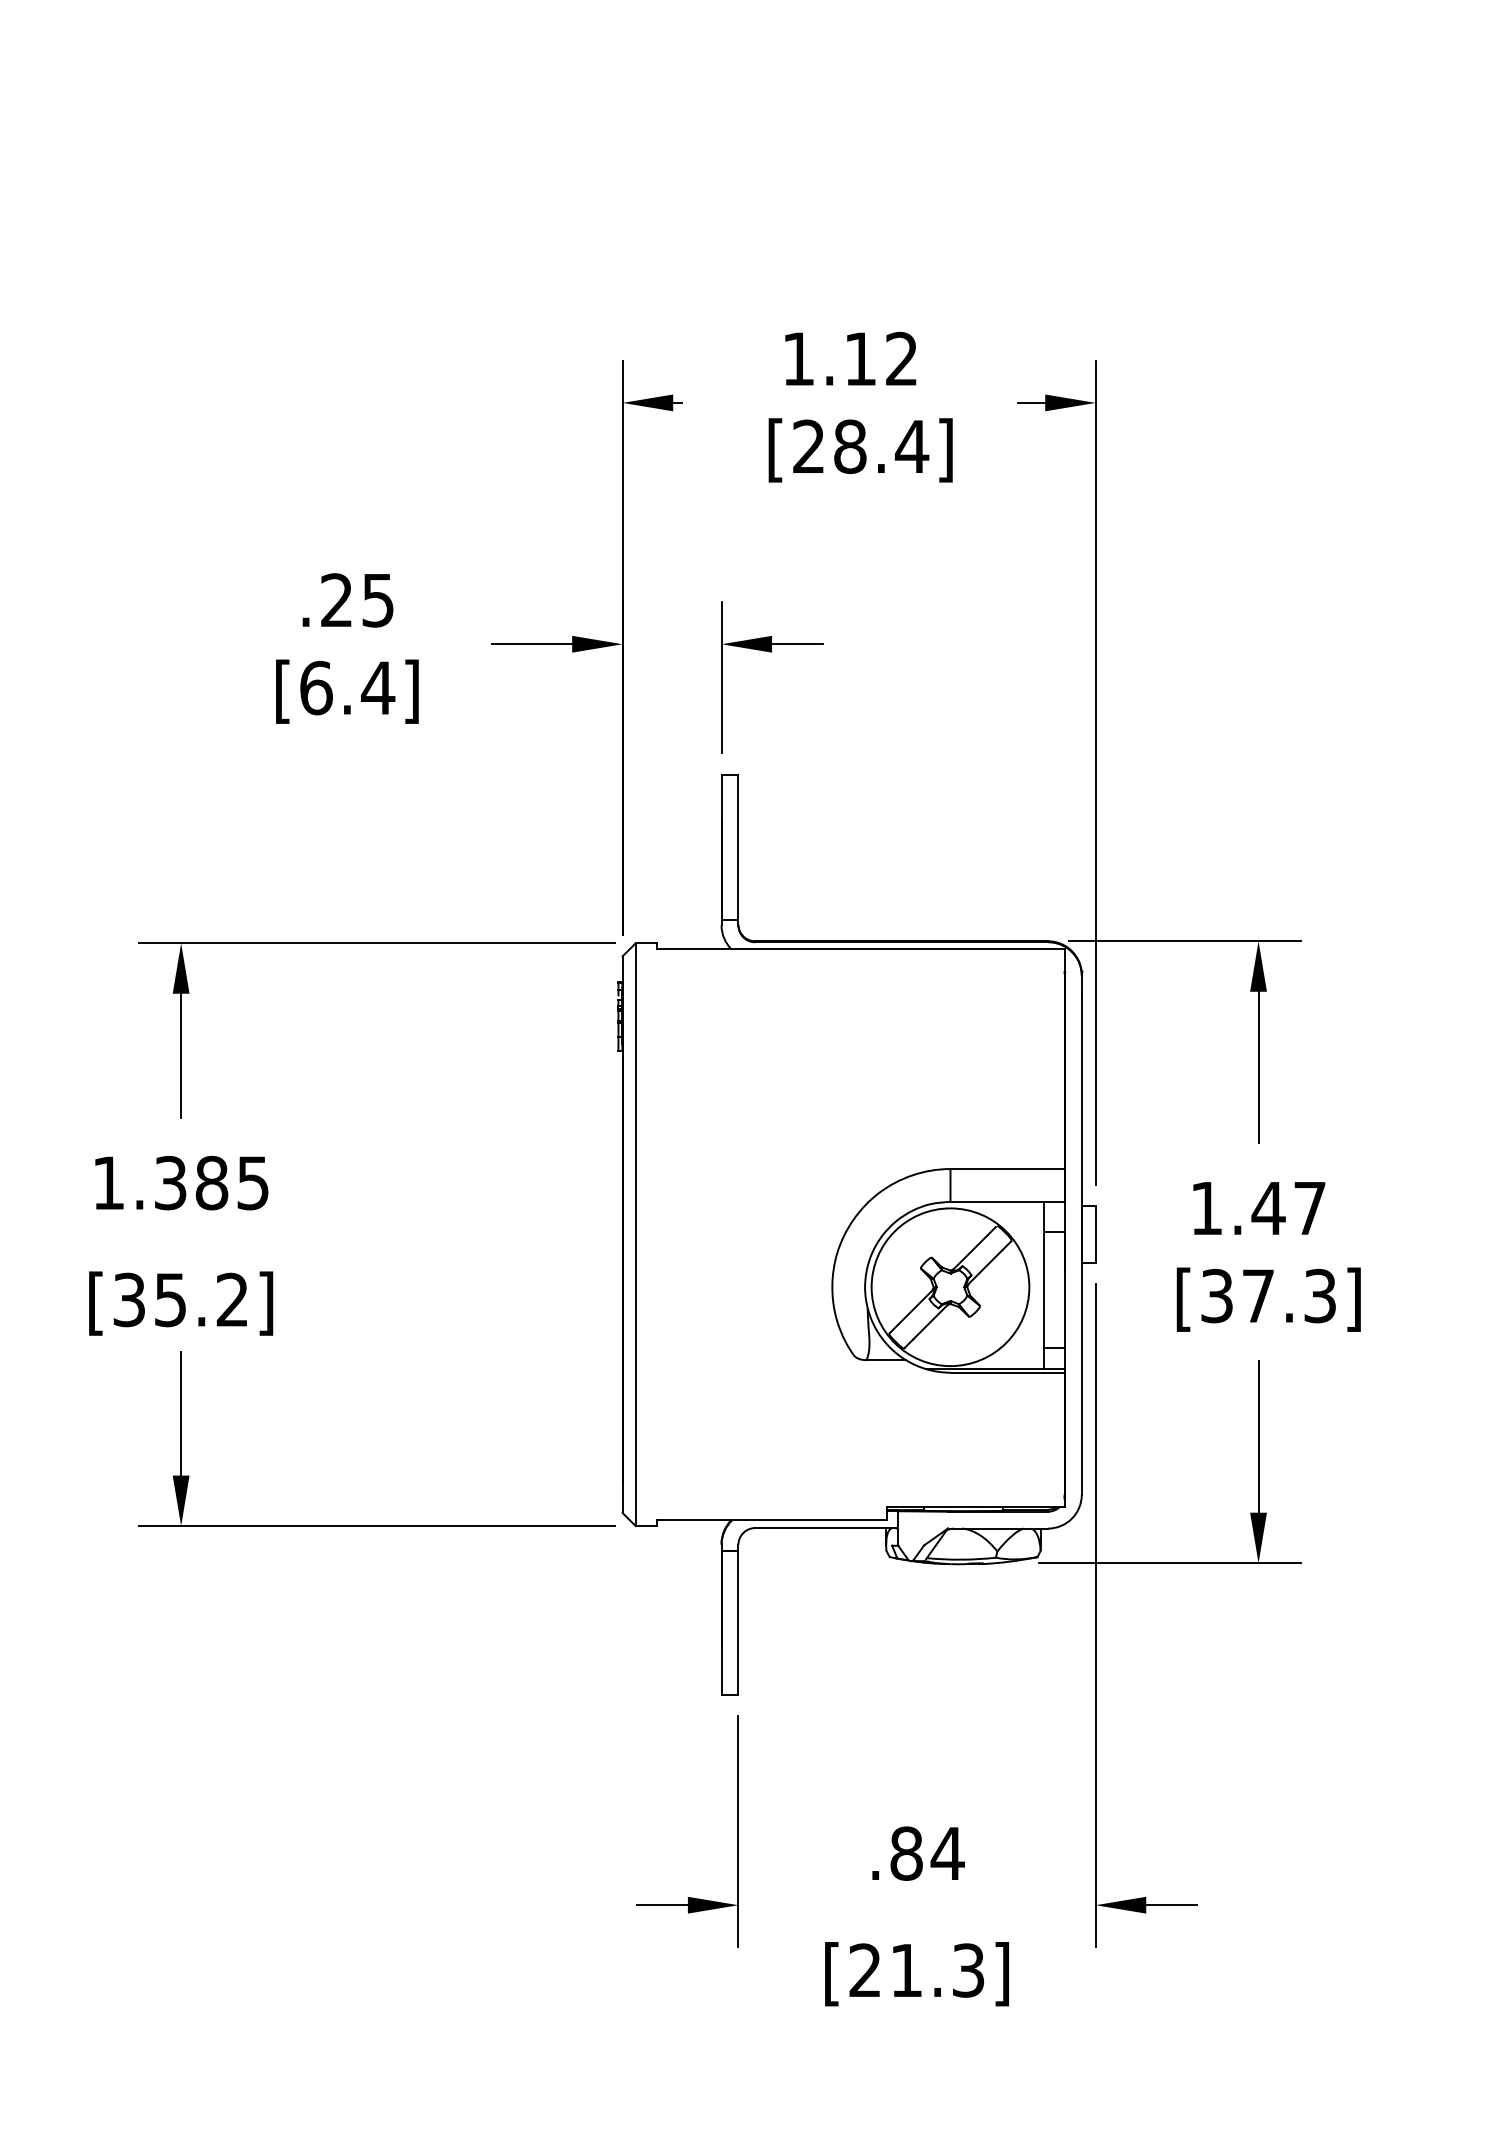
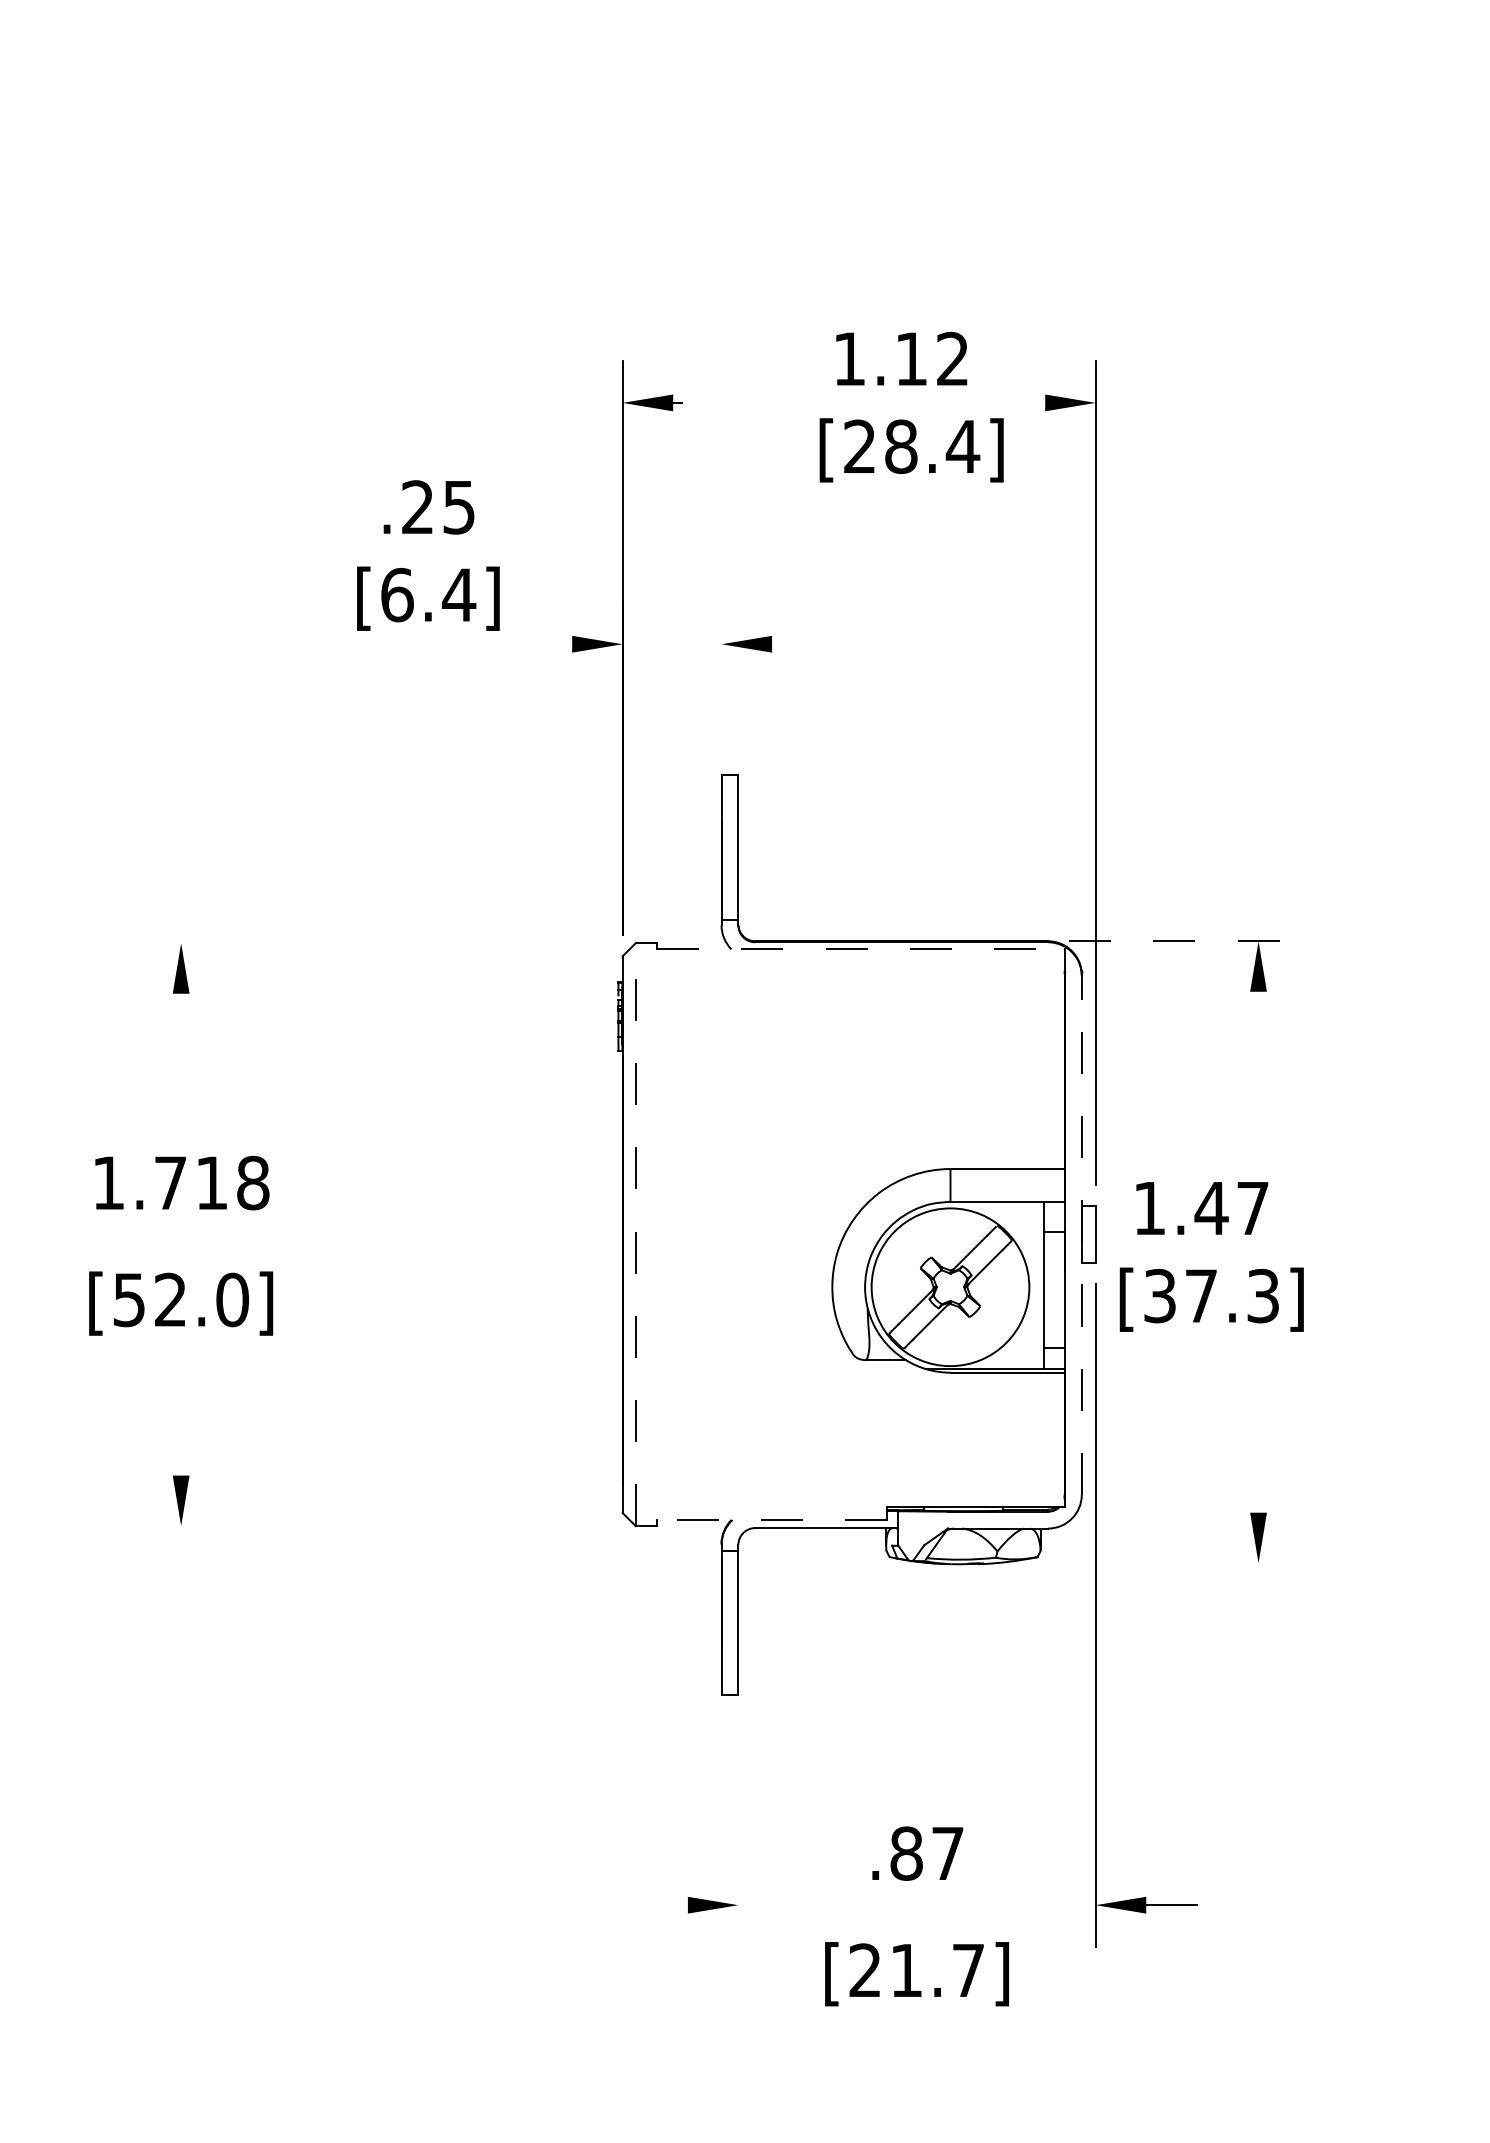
line: present -> none (1031, 402)
text position: (860, 406) -> (911, 406) (911, 406)
line: present -> none (532, 644)
line: present -> none (797, 644)
text position: (347, 648) -> (428, 555) (428, 555)
line: present -> none (721, 677)
line: solid -> dashed (1184, 941)
line: present -> none (376, 943)
line: solid -> dashed (860, 949)
line: present -> none (181, 1055)
line: present -> none (1258, 1067)
text: 1.385 -> 1.718 (212, 1182)
line: solid -> dashed (635, 1234)
line: solid -> dashed (1081, 1246)
text position: (1268, 1256) -> (1211, 1256) (1211, 1256)
text: [35.2] -> [52.0] (181, 1299)
line: present -> none (181, 1413)
line: present -> none (1258, 1436)
line: solid -> dashed (771, 1520)
line: present -> none (376, 1526)
line: present -> none (1169, 1563)
line: present -> none (738, 1831)
text: .84 -> .87 (947, 1853)
line: present -> none (662, 1905)
text: [21.3] -> [21.7] (968, 1970)
